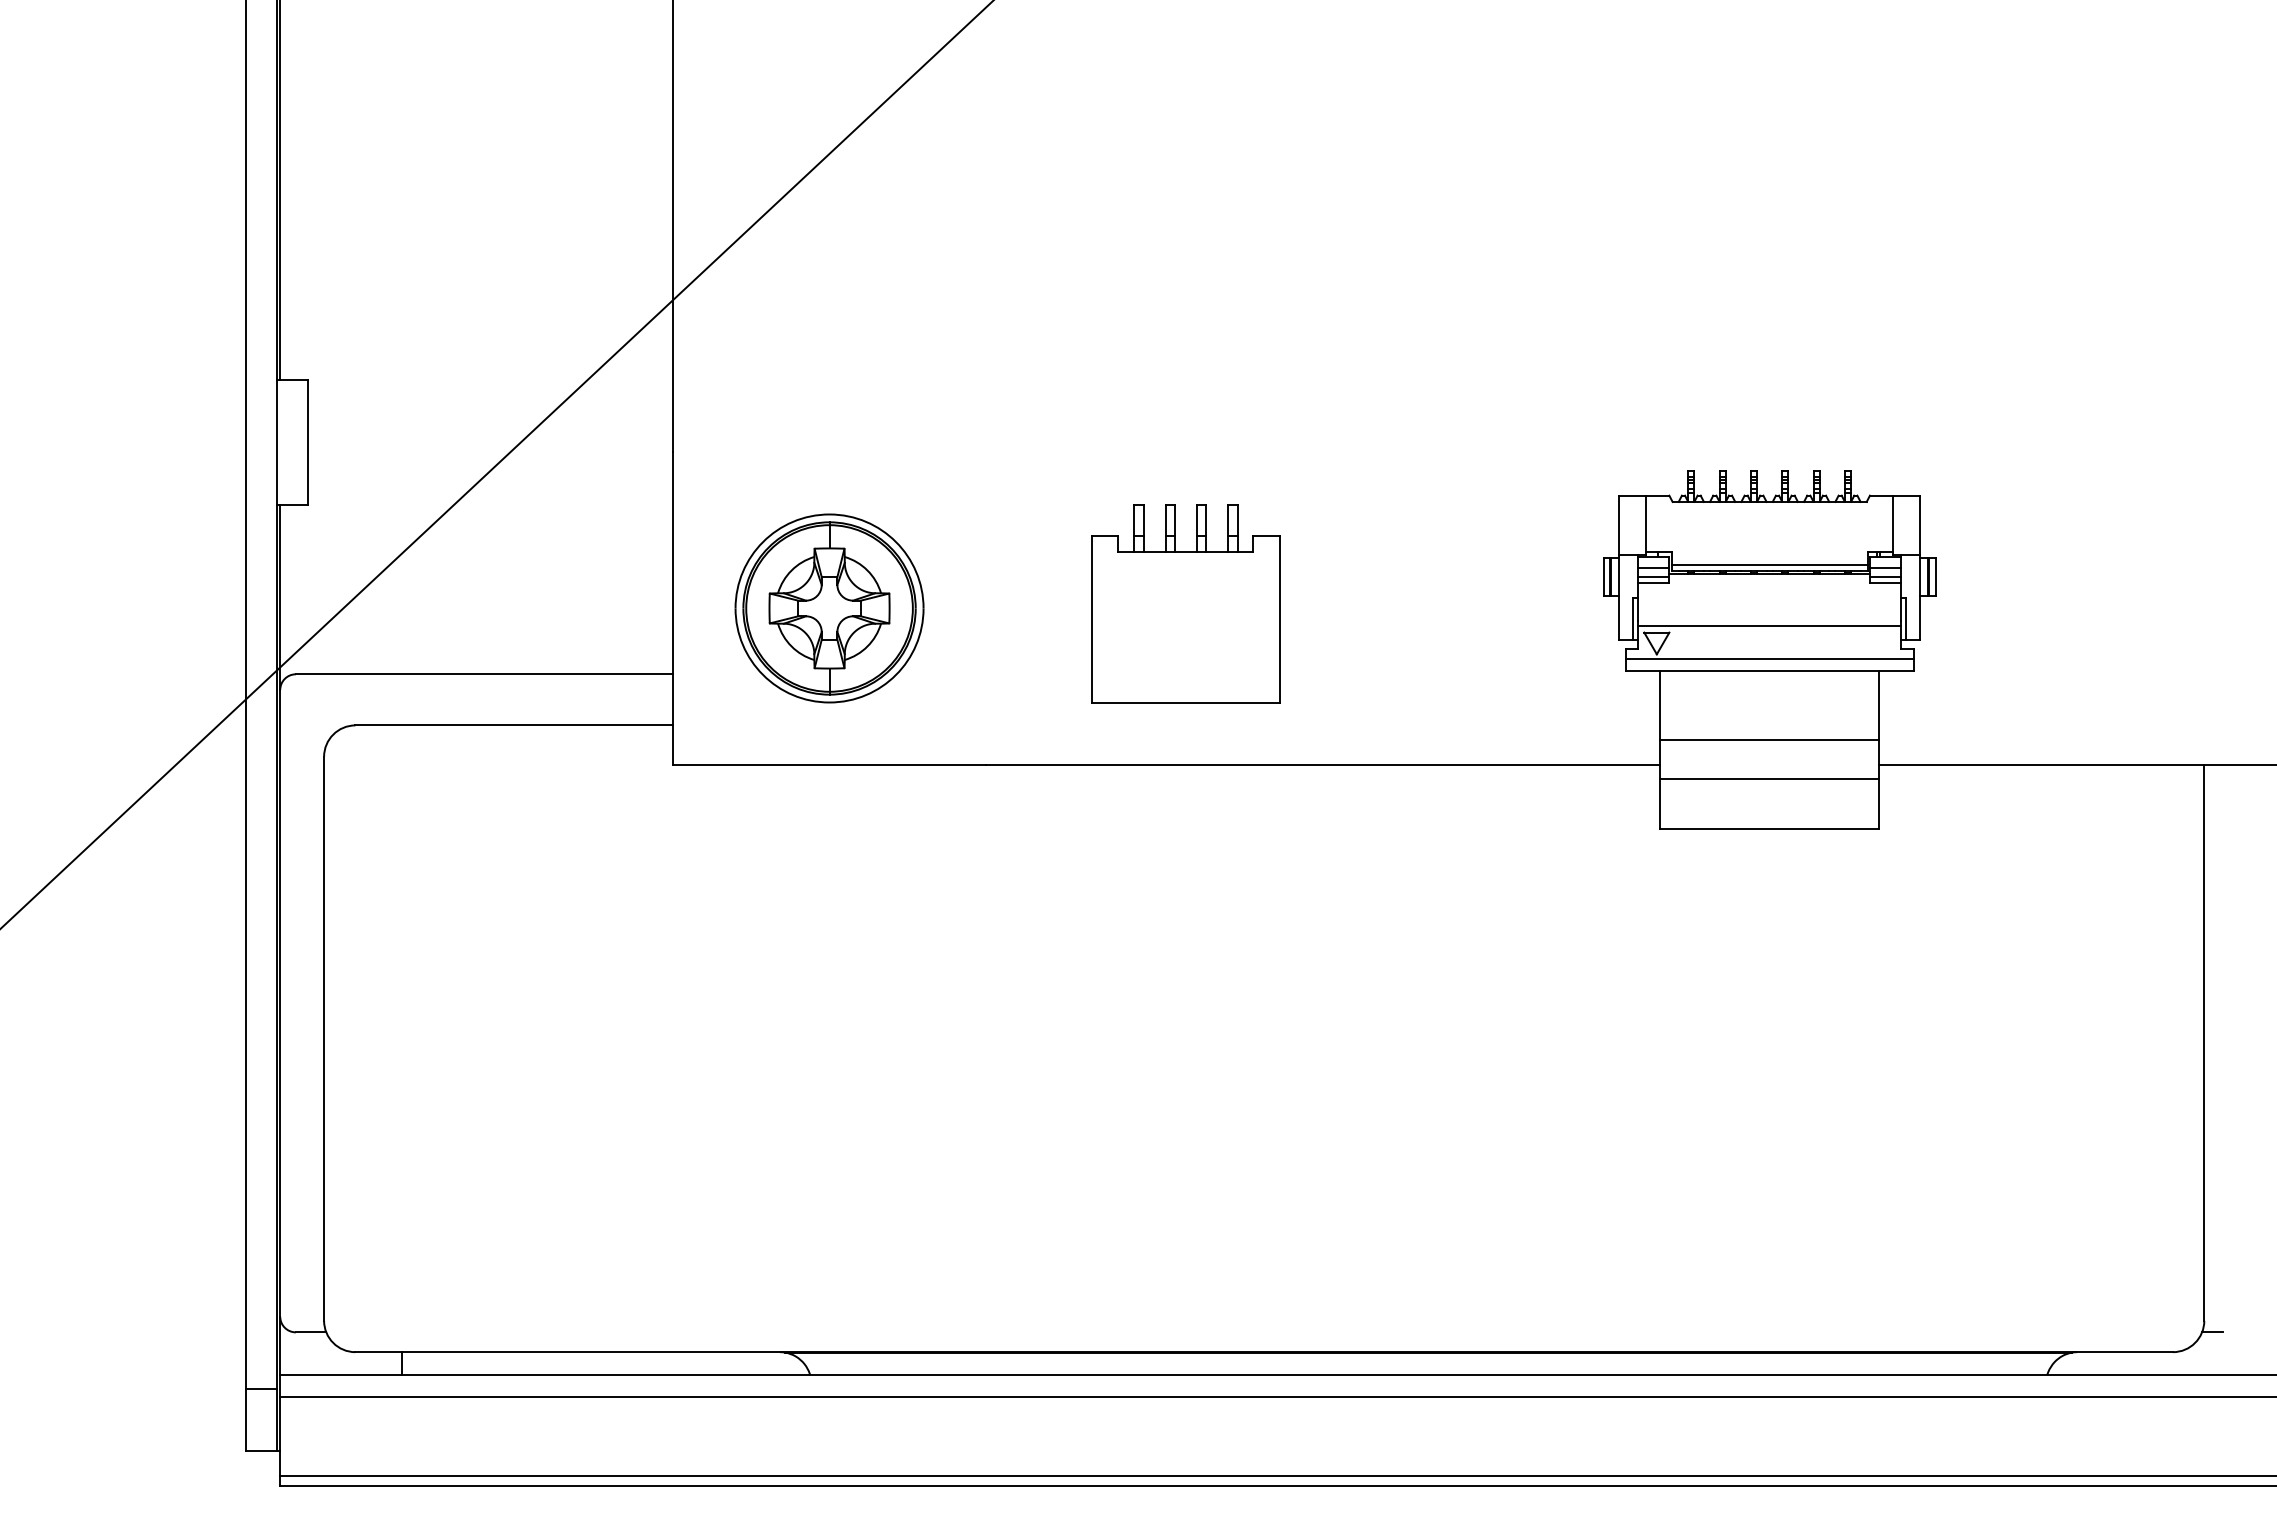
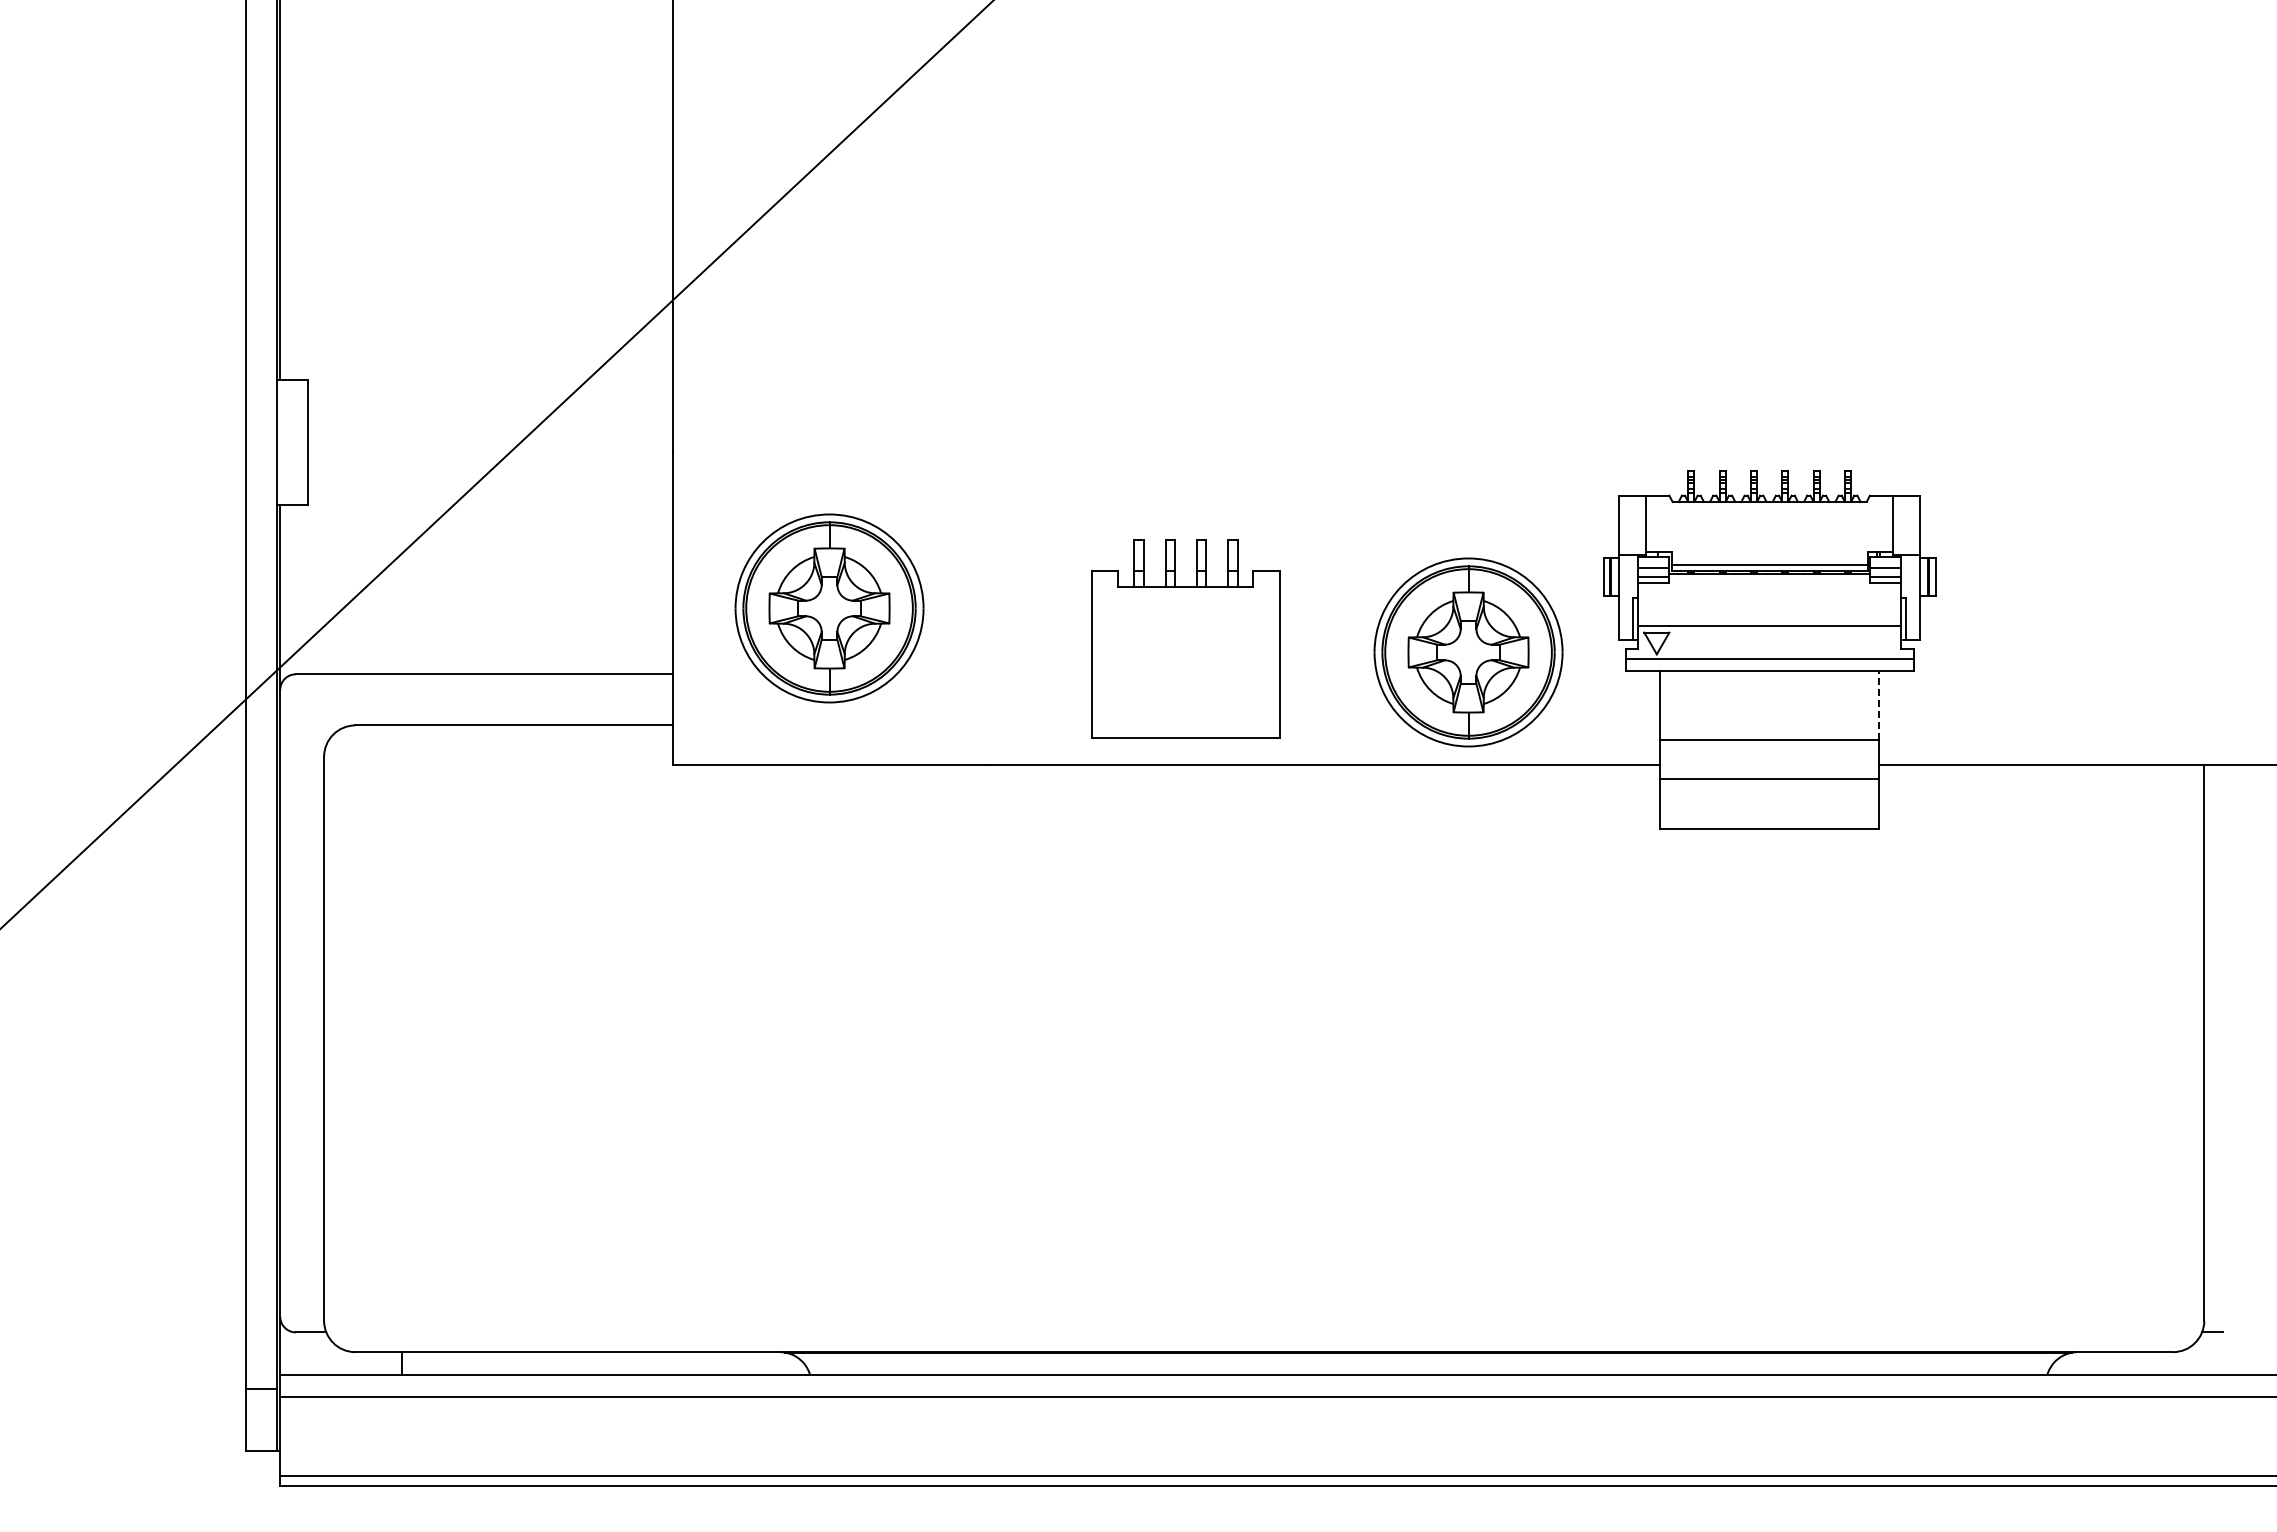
part position: (1185, 603) -> (1185, 638) (1185, 638)
part: none -> present (1468, 652)
line: solid -> dashed (1879, 704)
